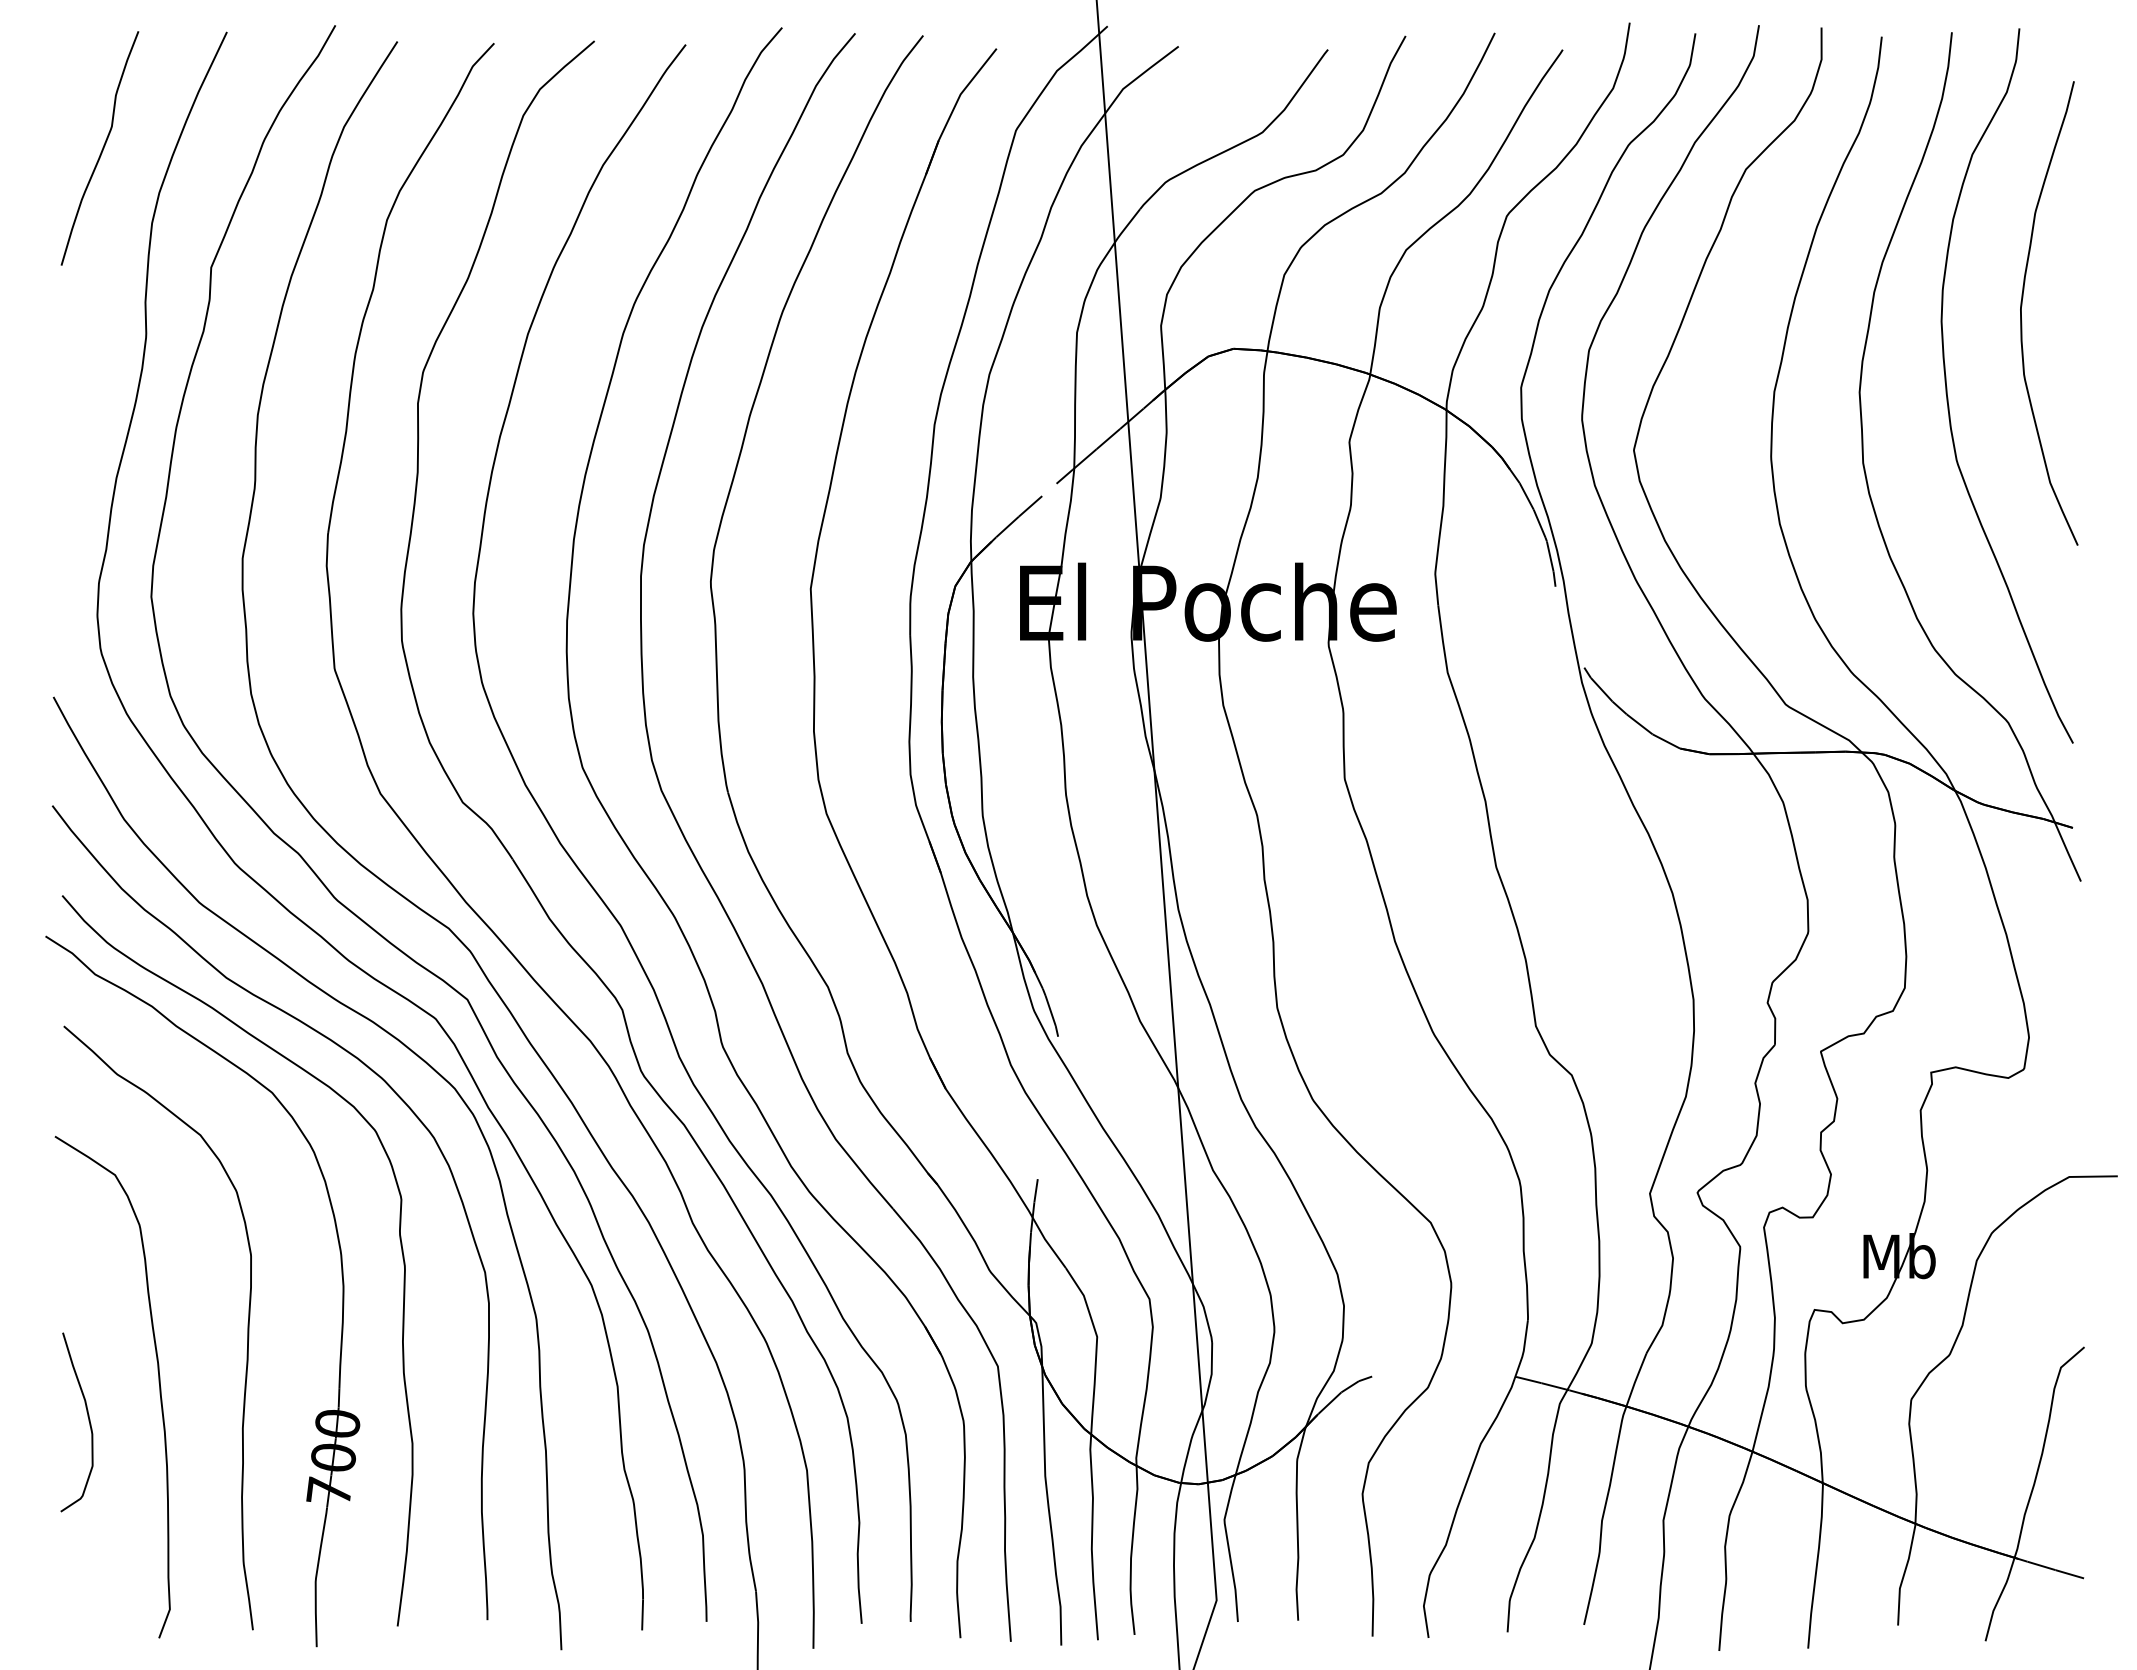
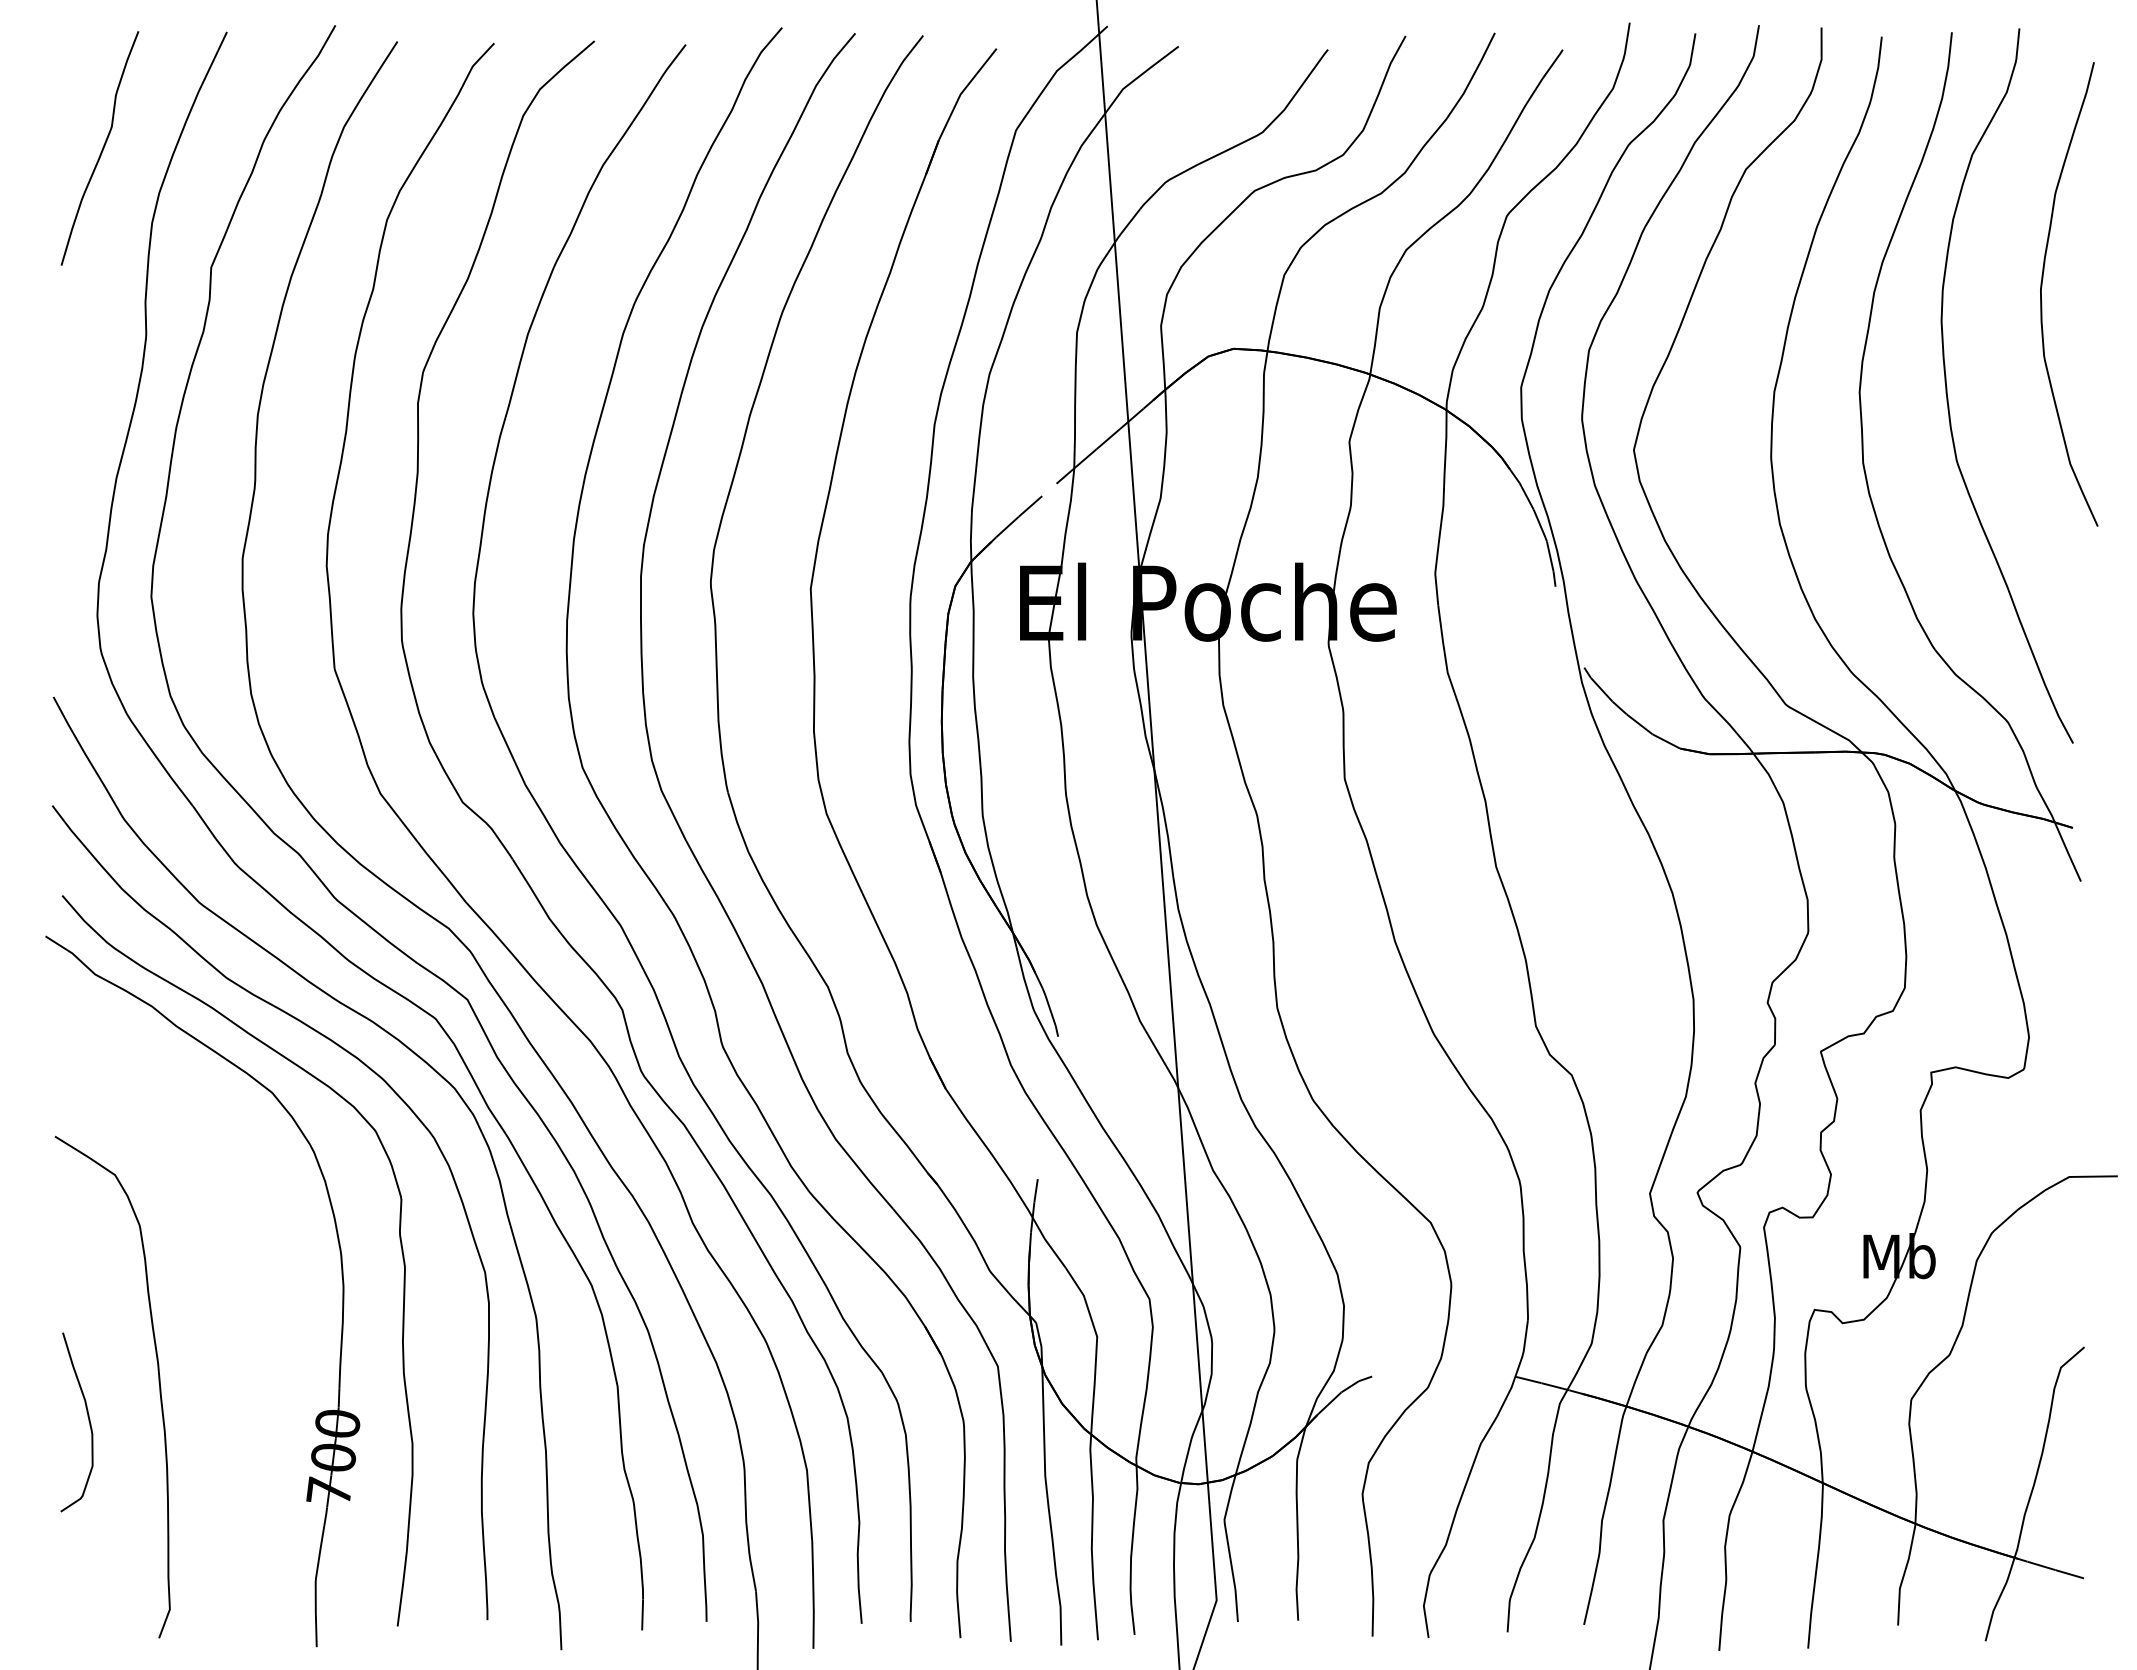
curve position: (2021, 313) -> (2041, 294) (2041, 294)
curve: present -> none (247, 1327)
